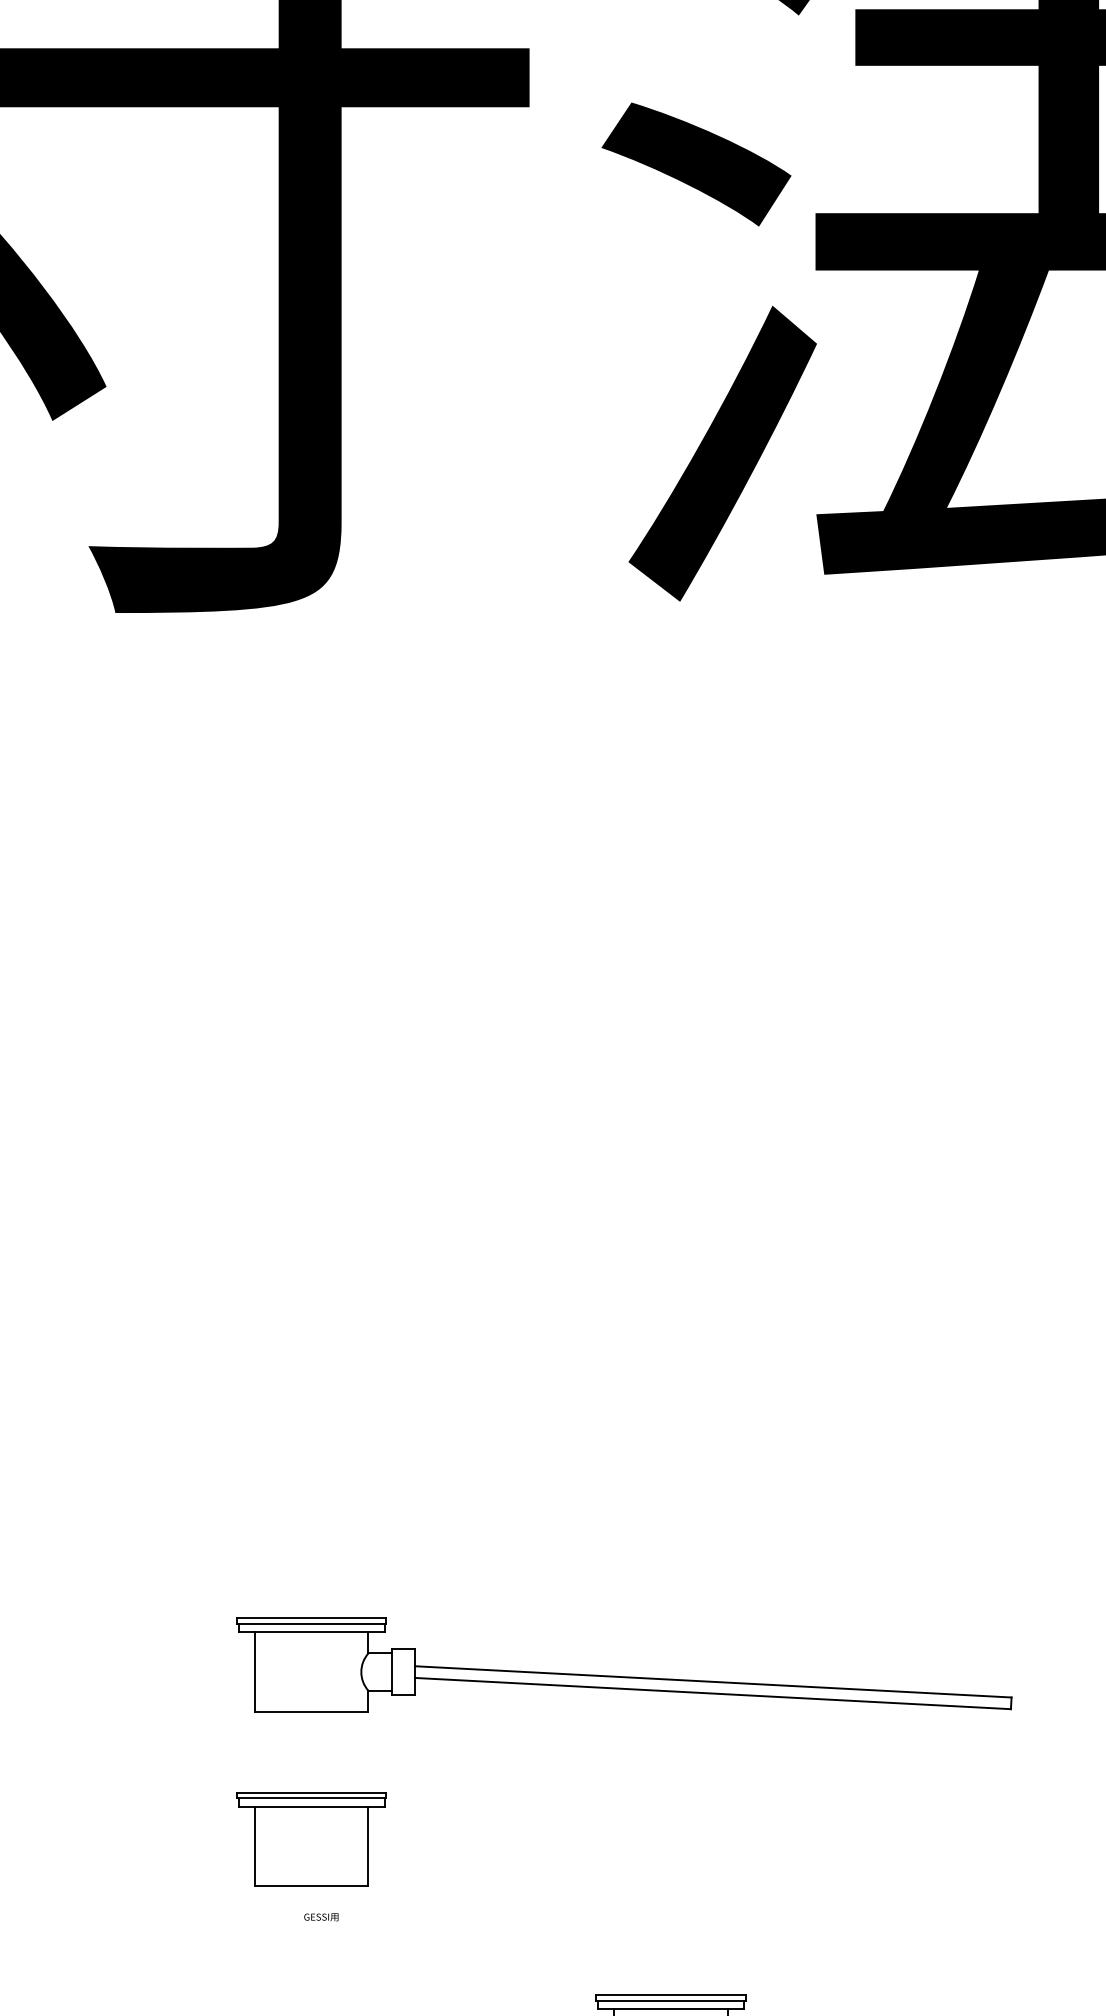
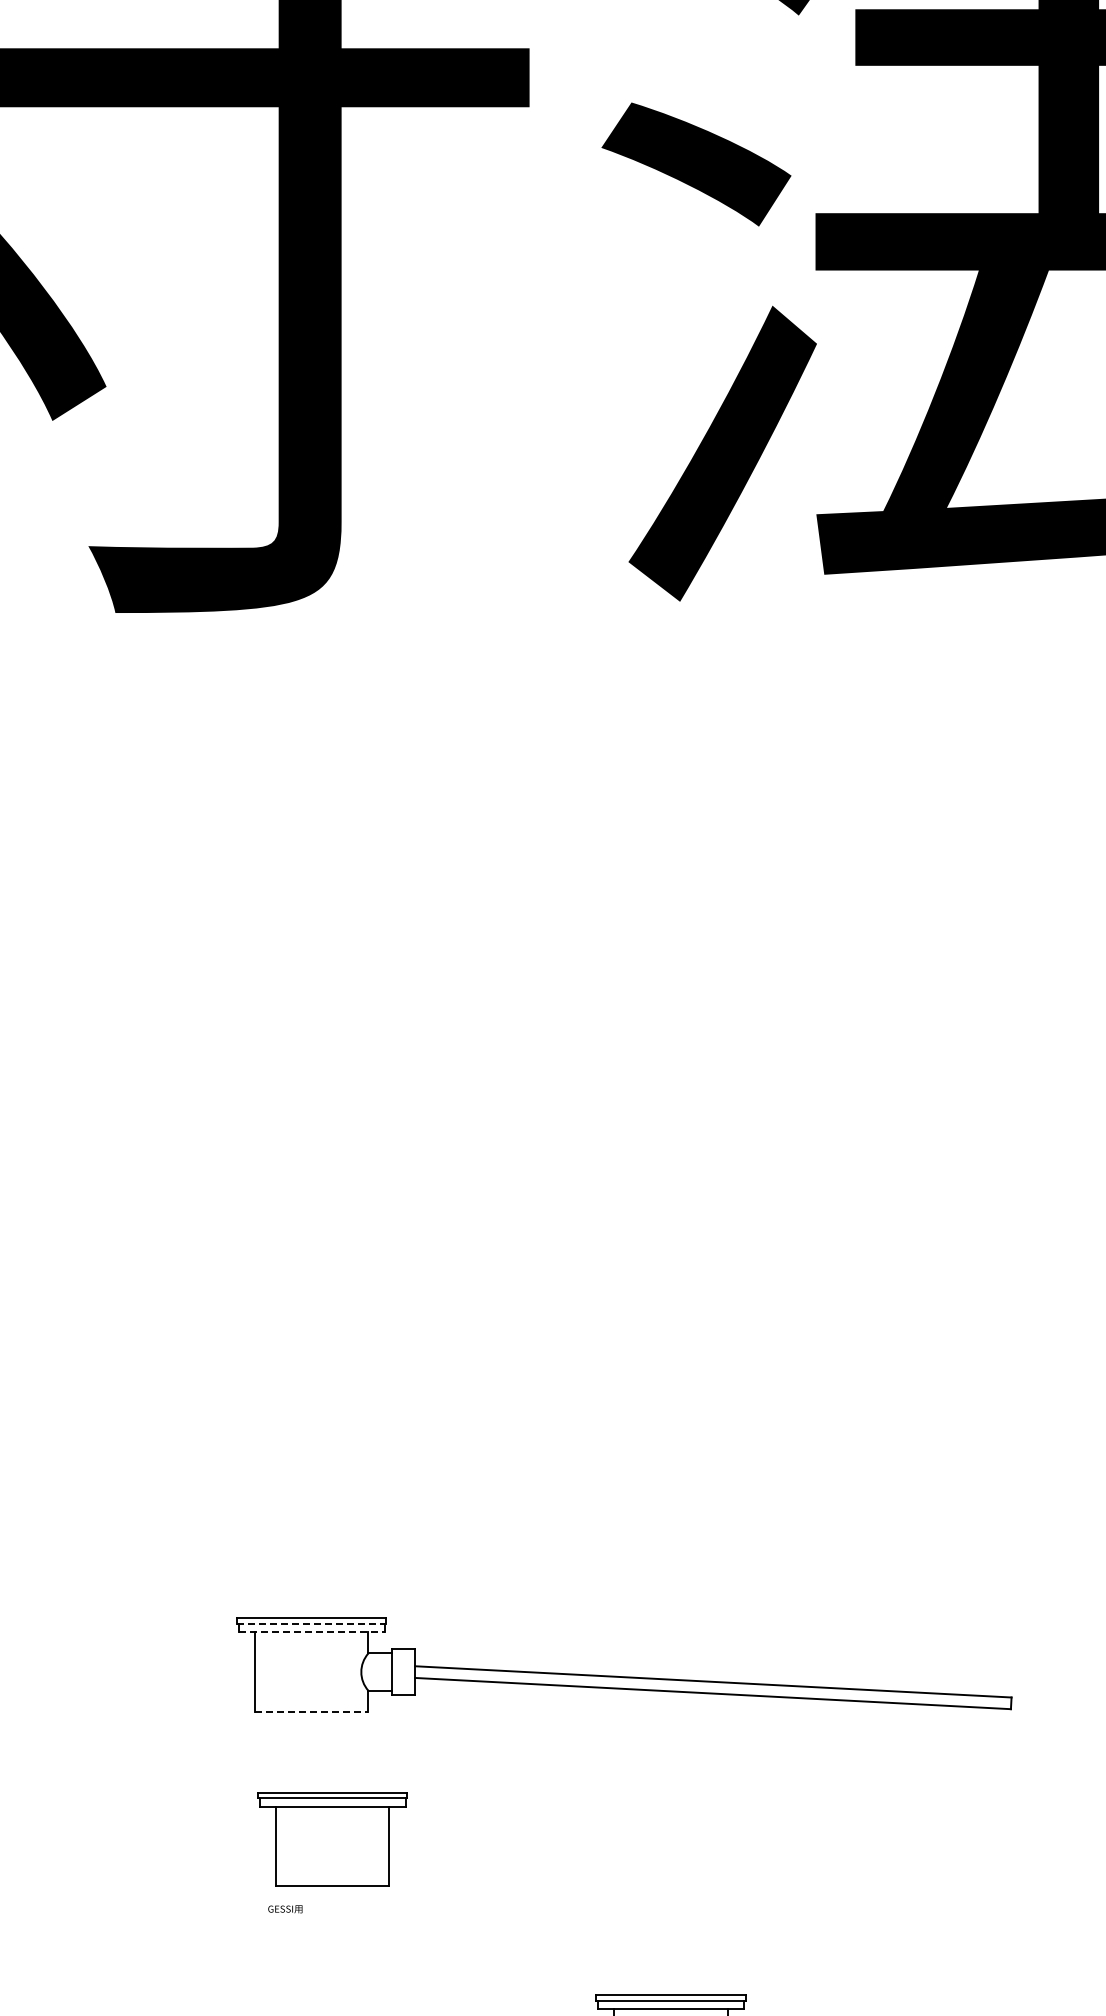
line: solid -> dashed (311, 1624)
line: solid -> dashed (312, 1632)
line: solid -> dashed (311, 1711)
part position: (311, 1839) -> (332, 1839) (332, 1839)
text position: (321, 1917) -> (285, 1909) (285, 1909)
